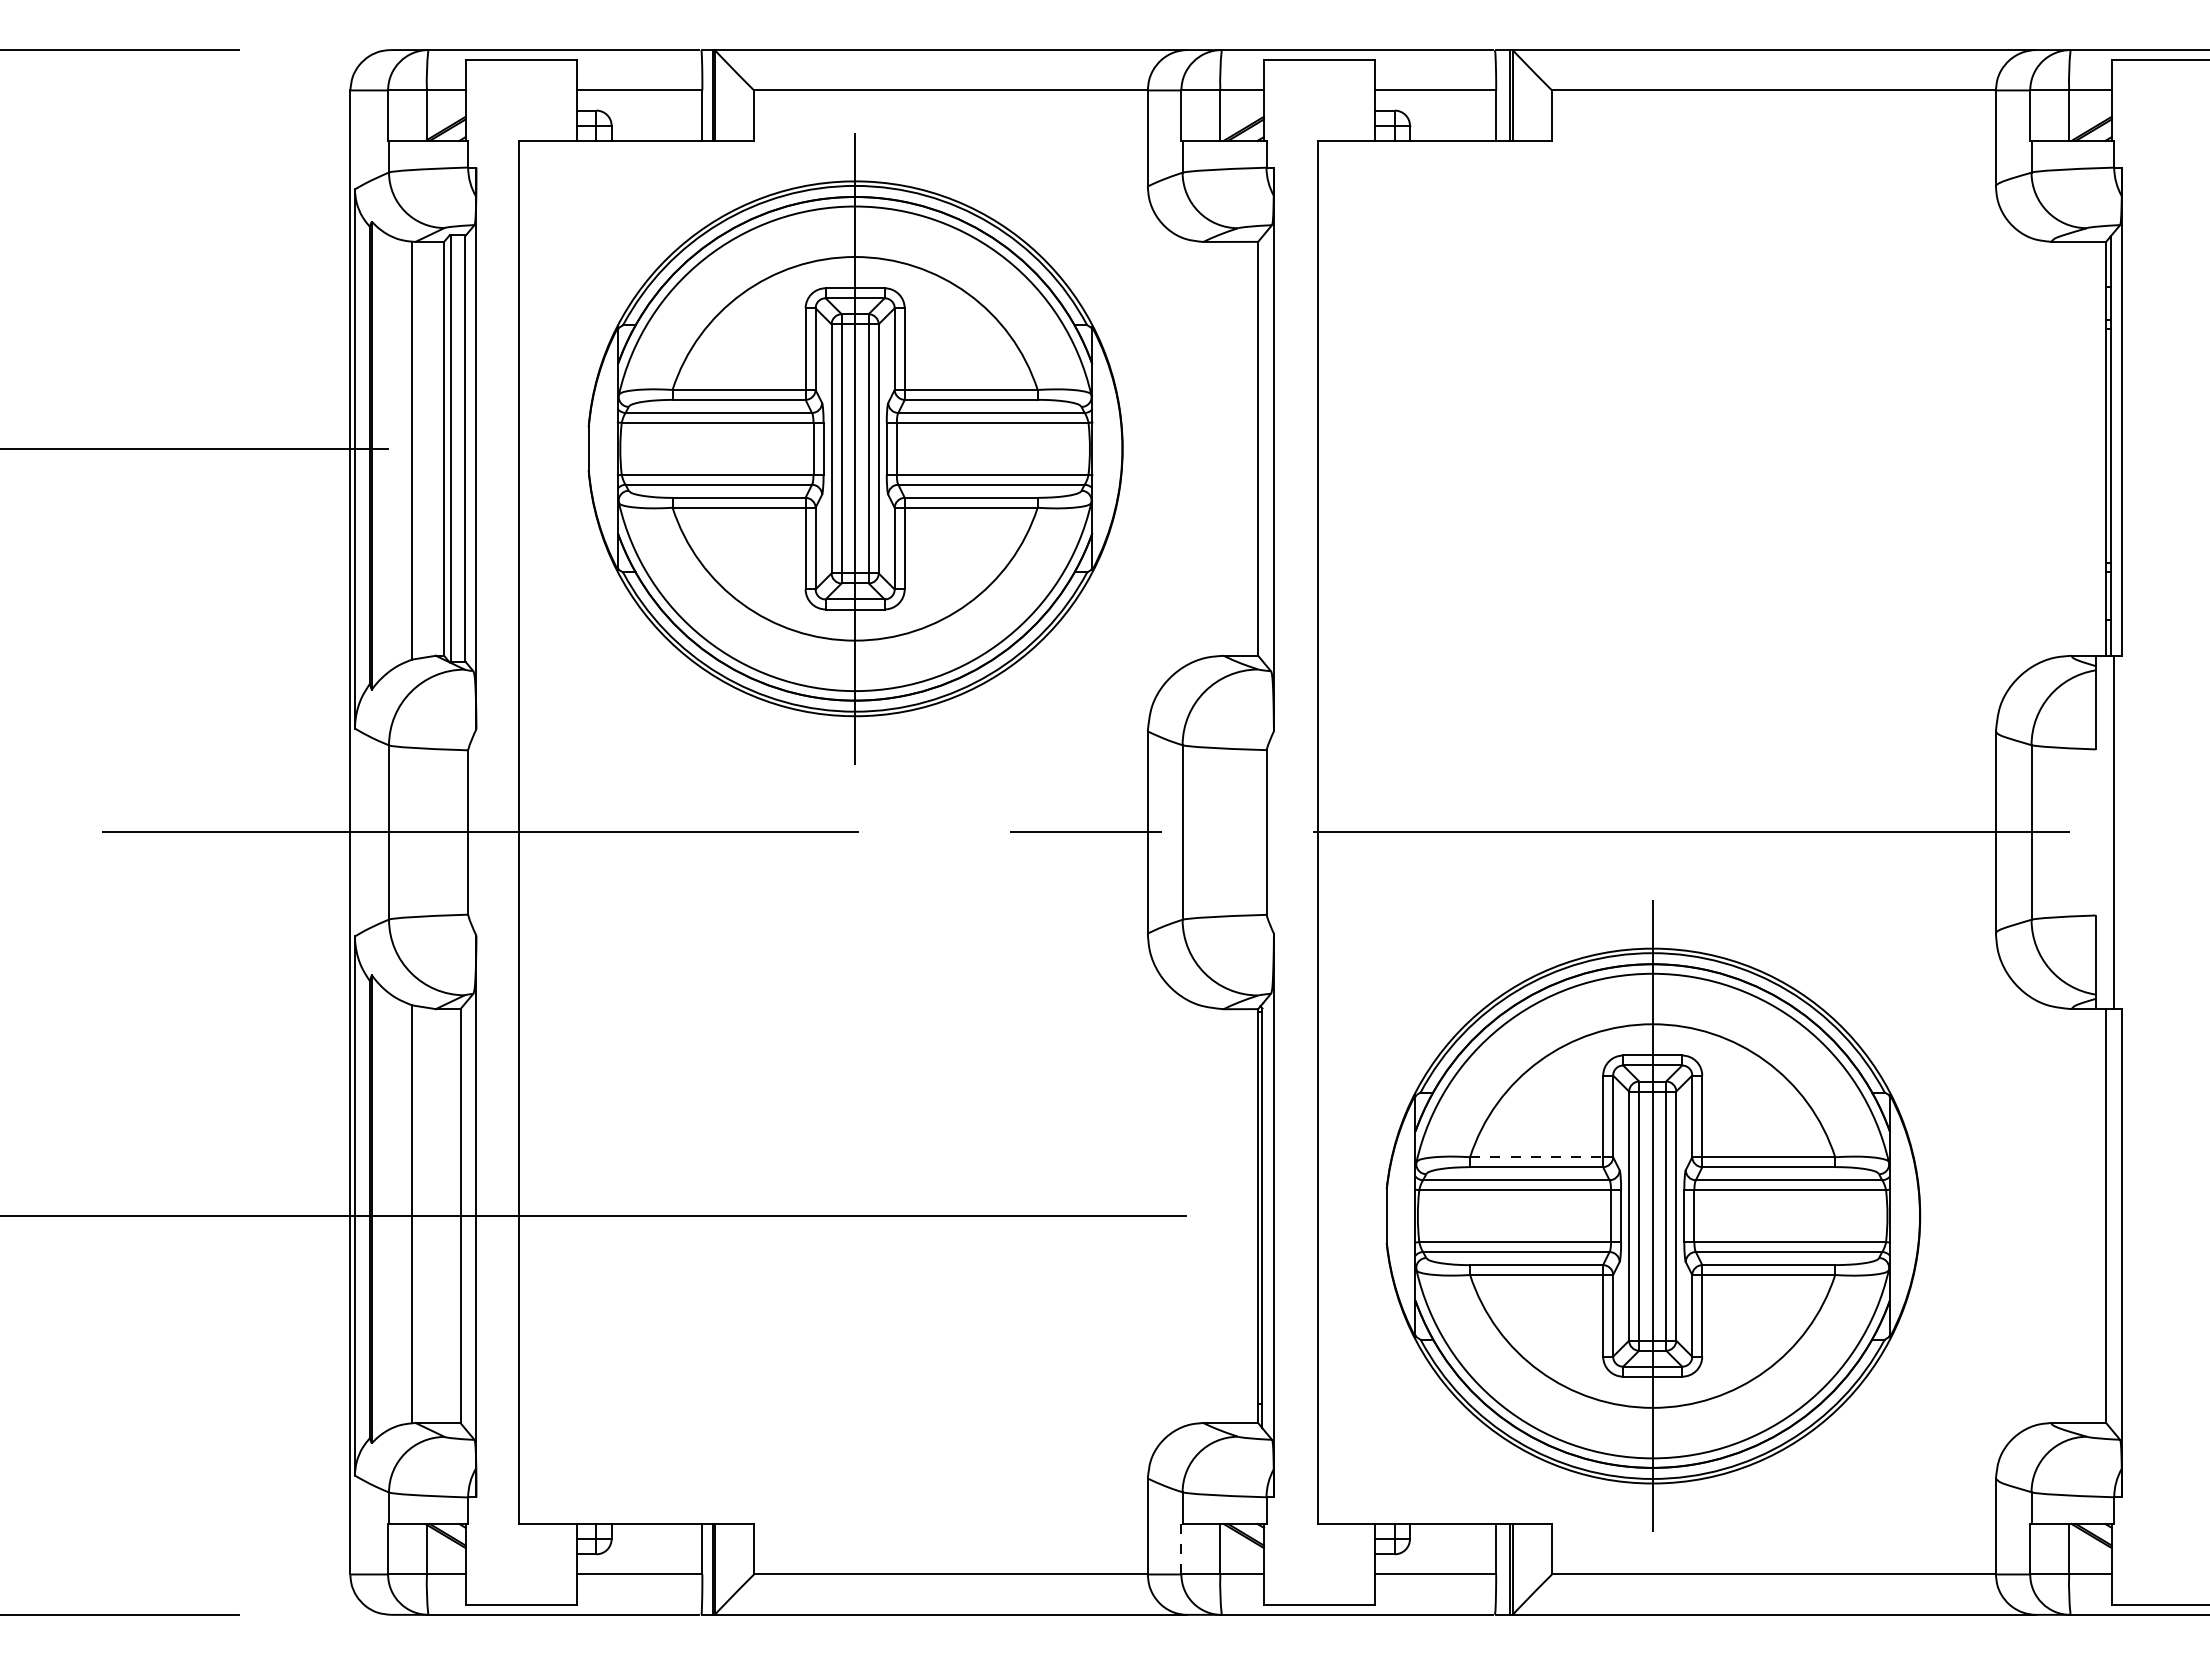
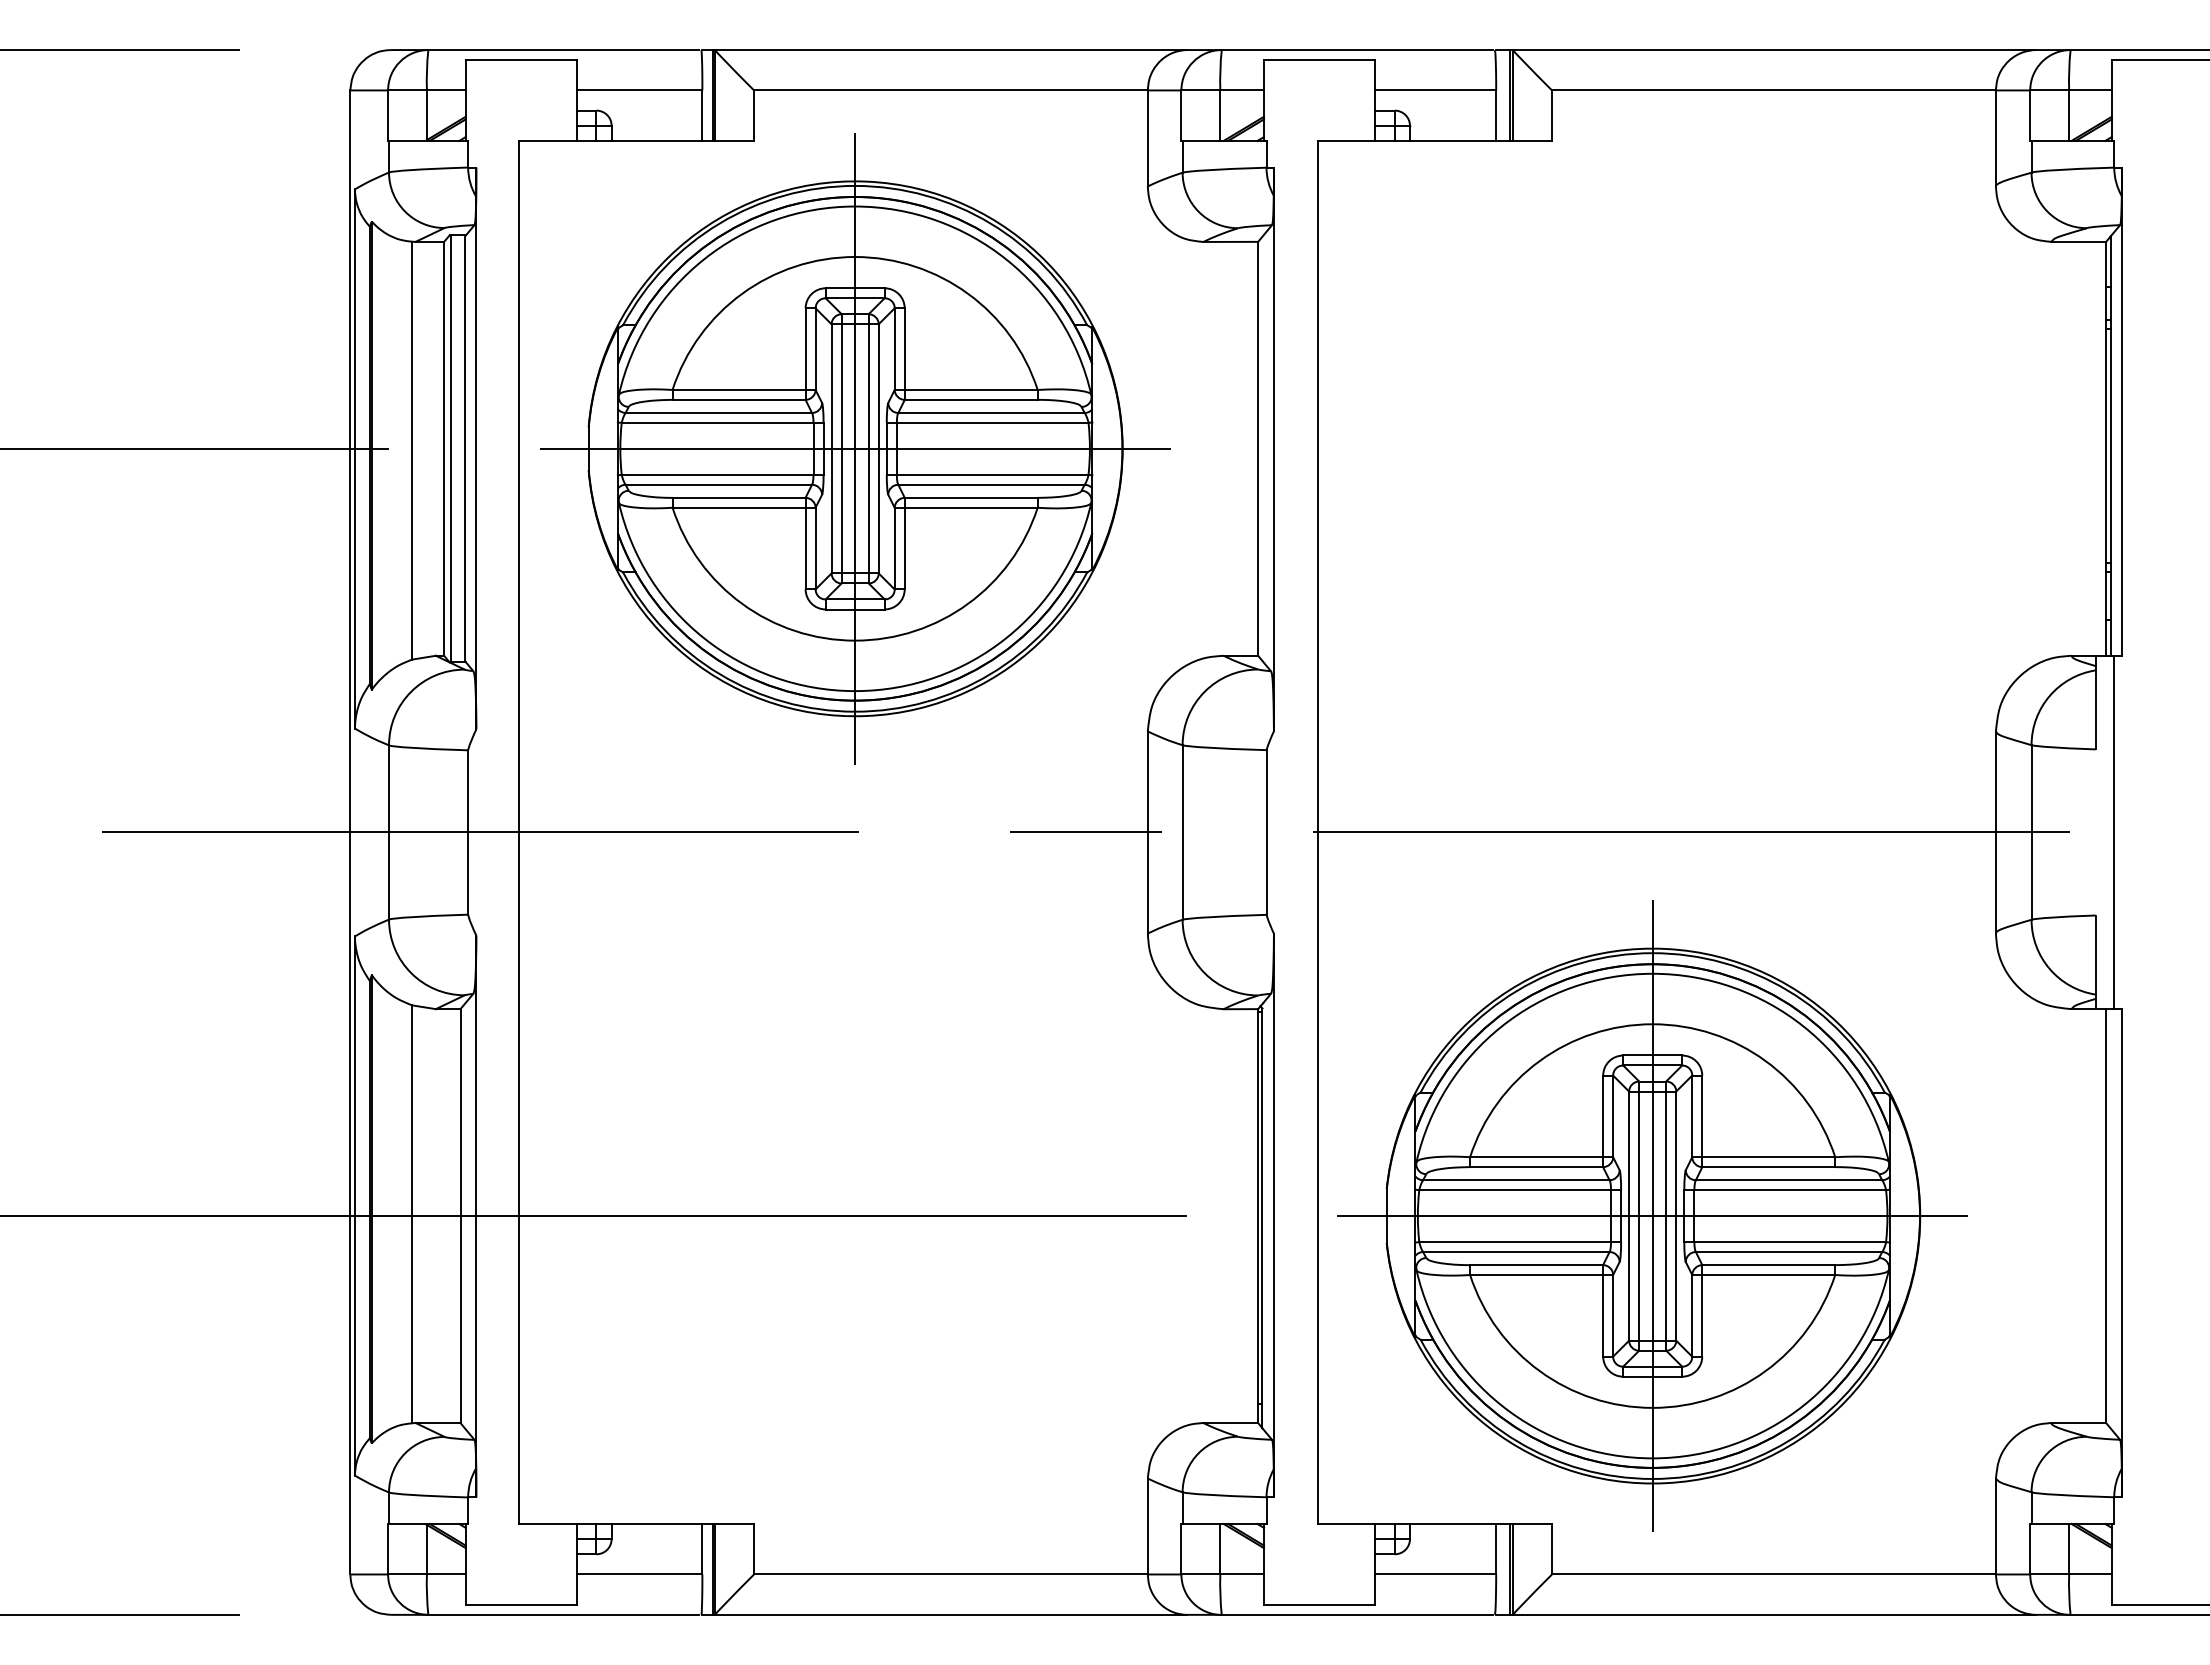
line: none -> present (854, 448)
line: dashed -> solid (1537, 1157)
line: none -> present (1652, 1216)
line: dashed -> solid (1181, 1548)
